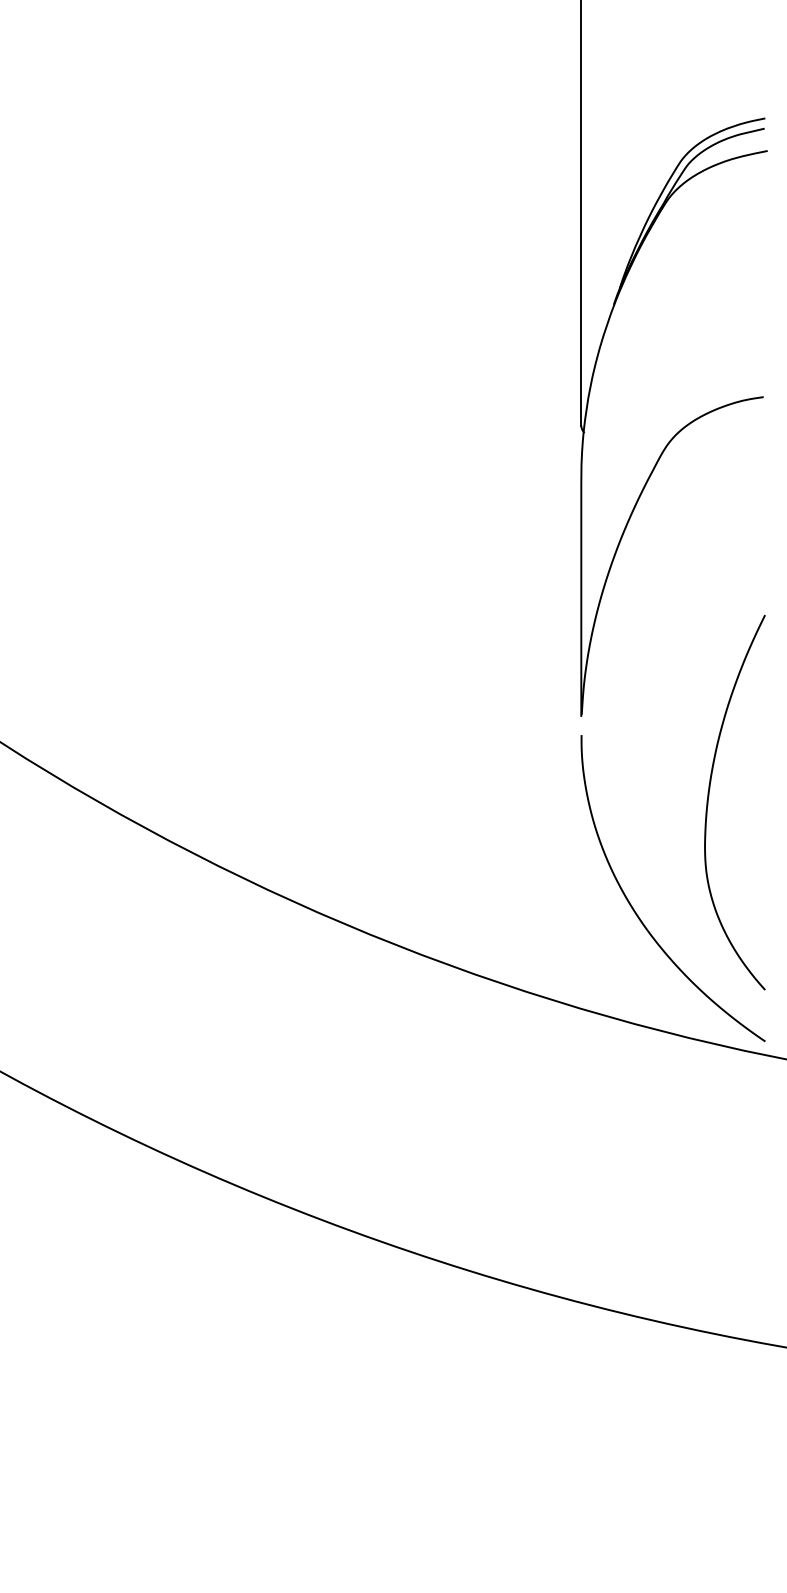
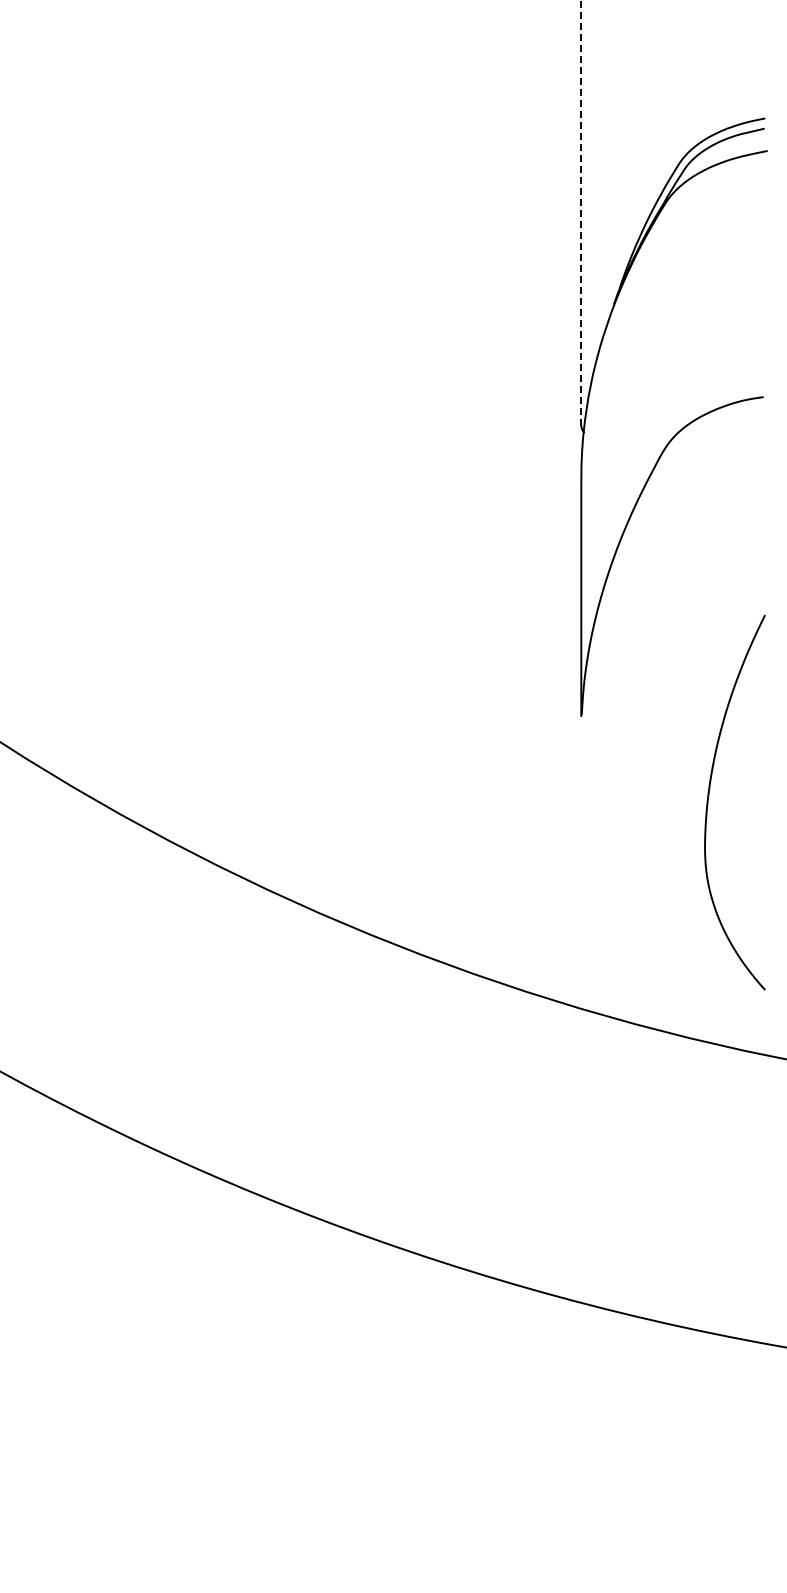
line: solid -> dashed (581, 213)
curve: present -> none (637, 913)
